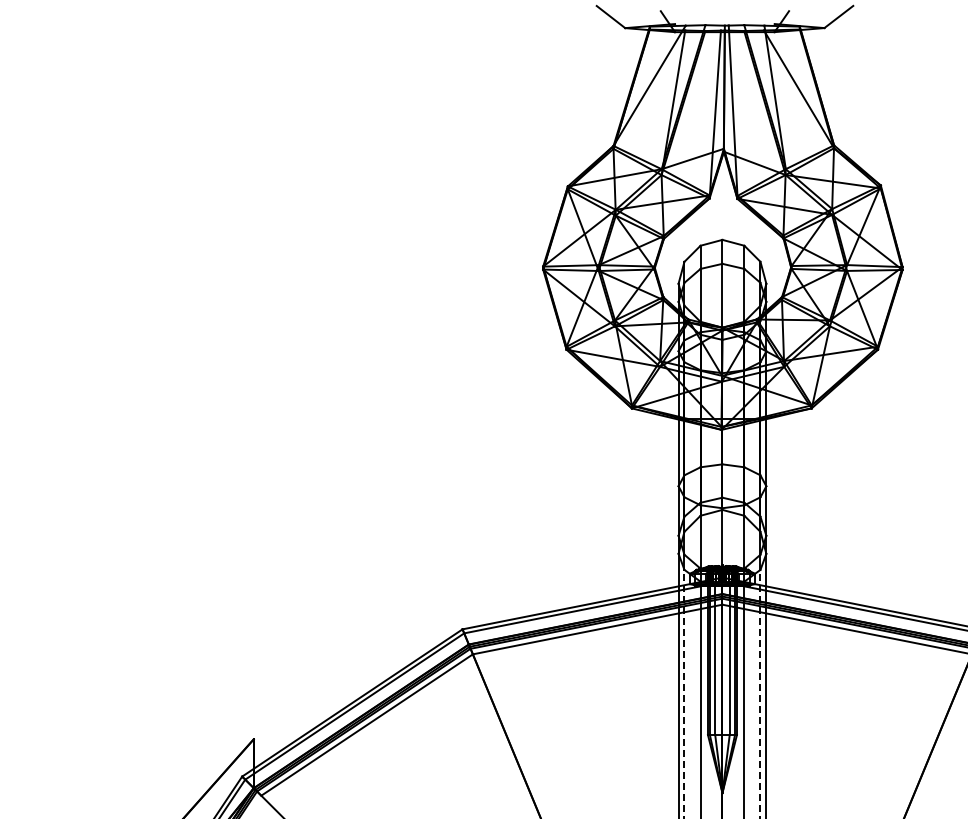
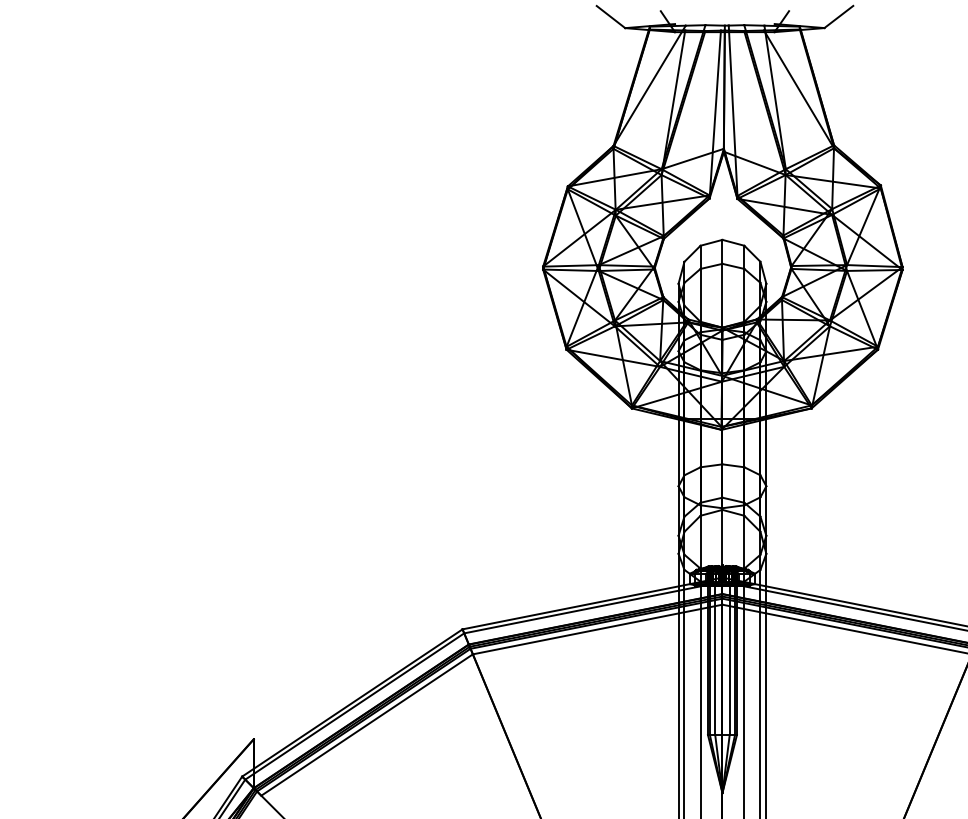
line: dashed -> solid (684, 693)
line: dashed -> solid (760, 693)
